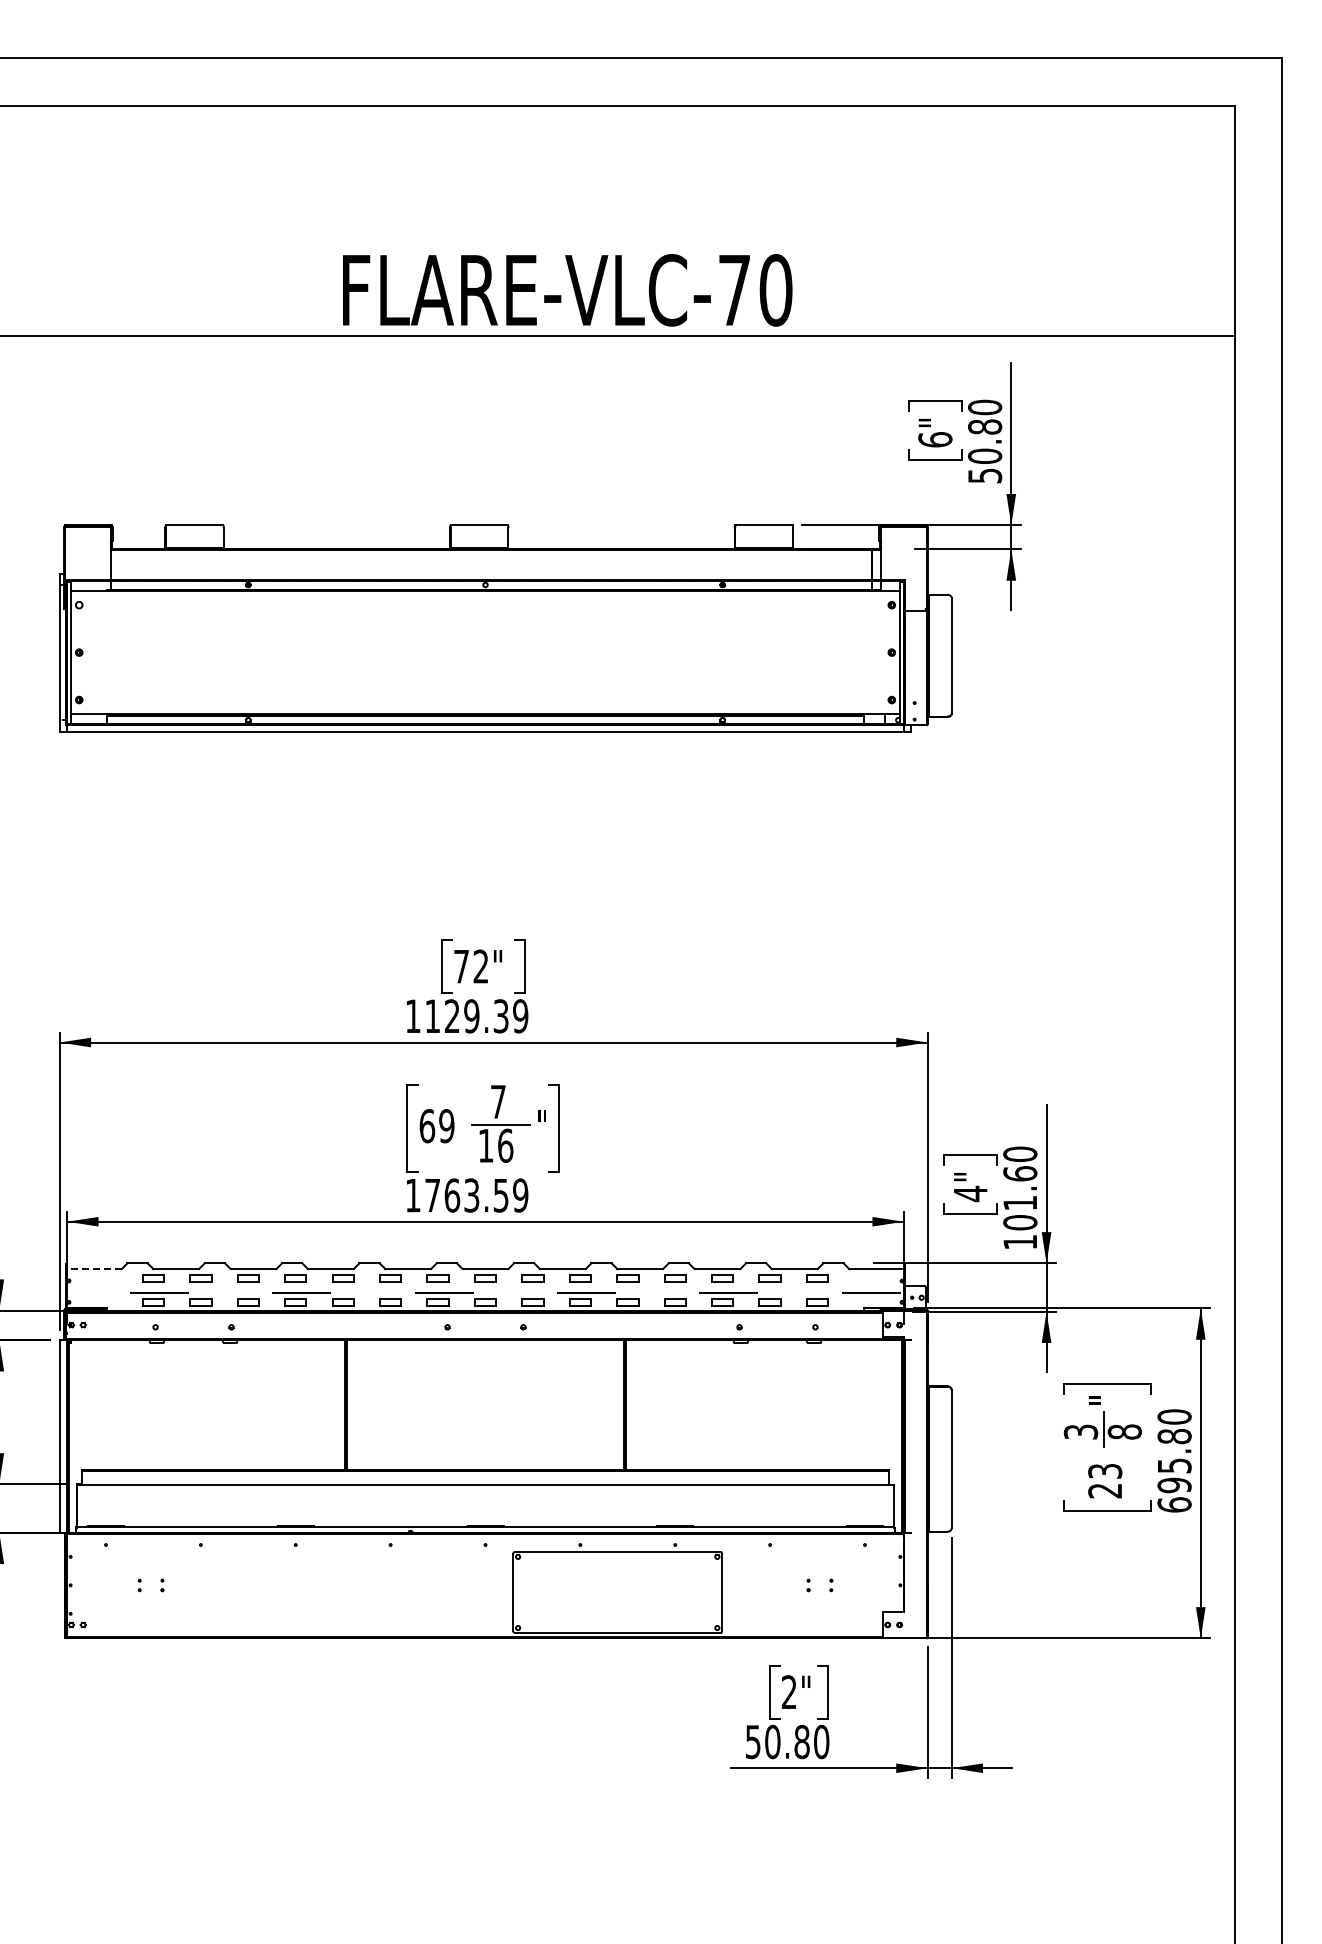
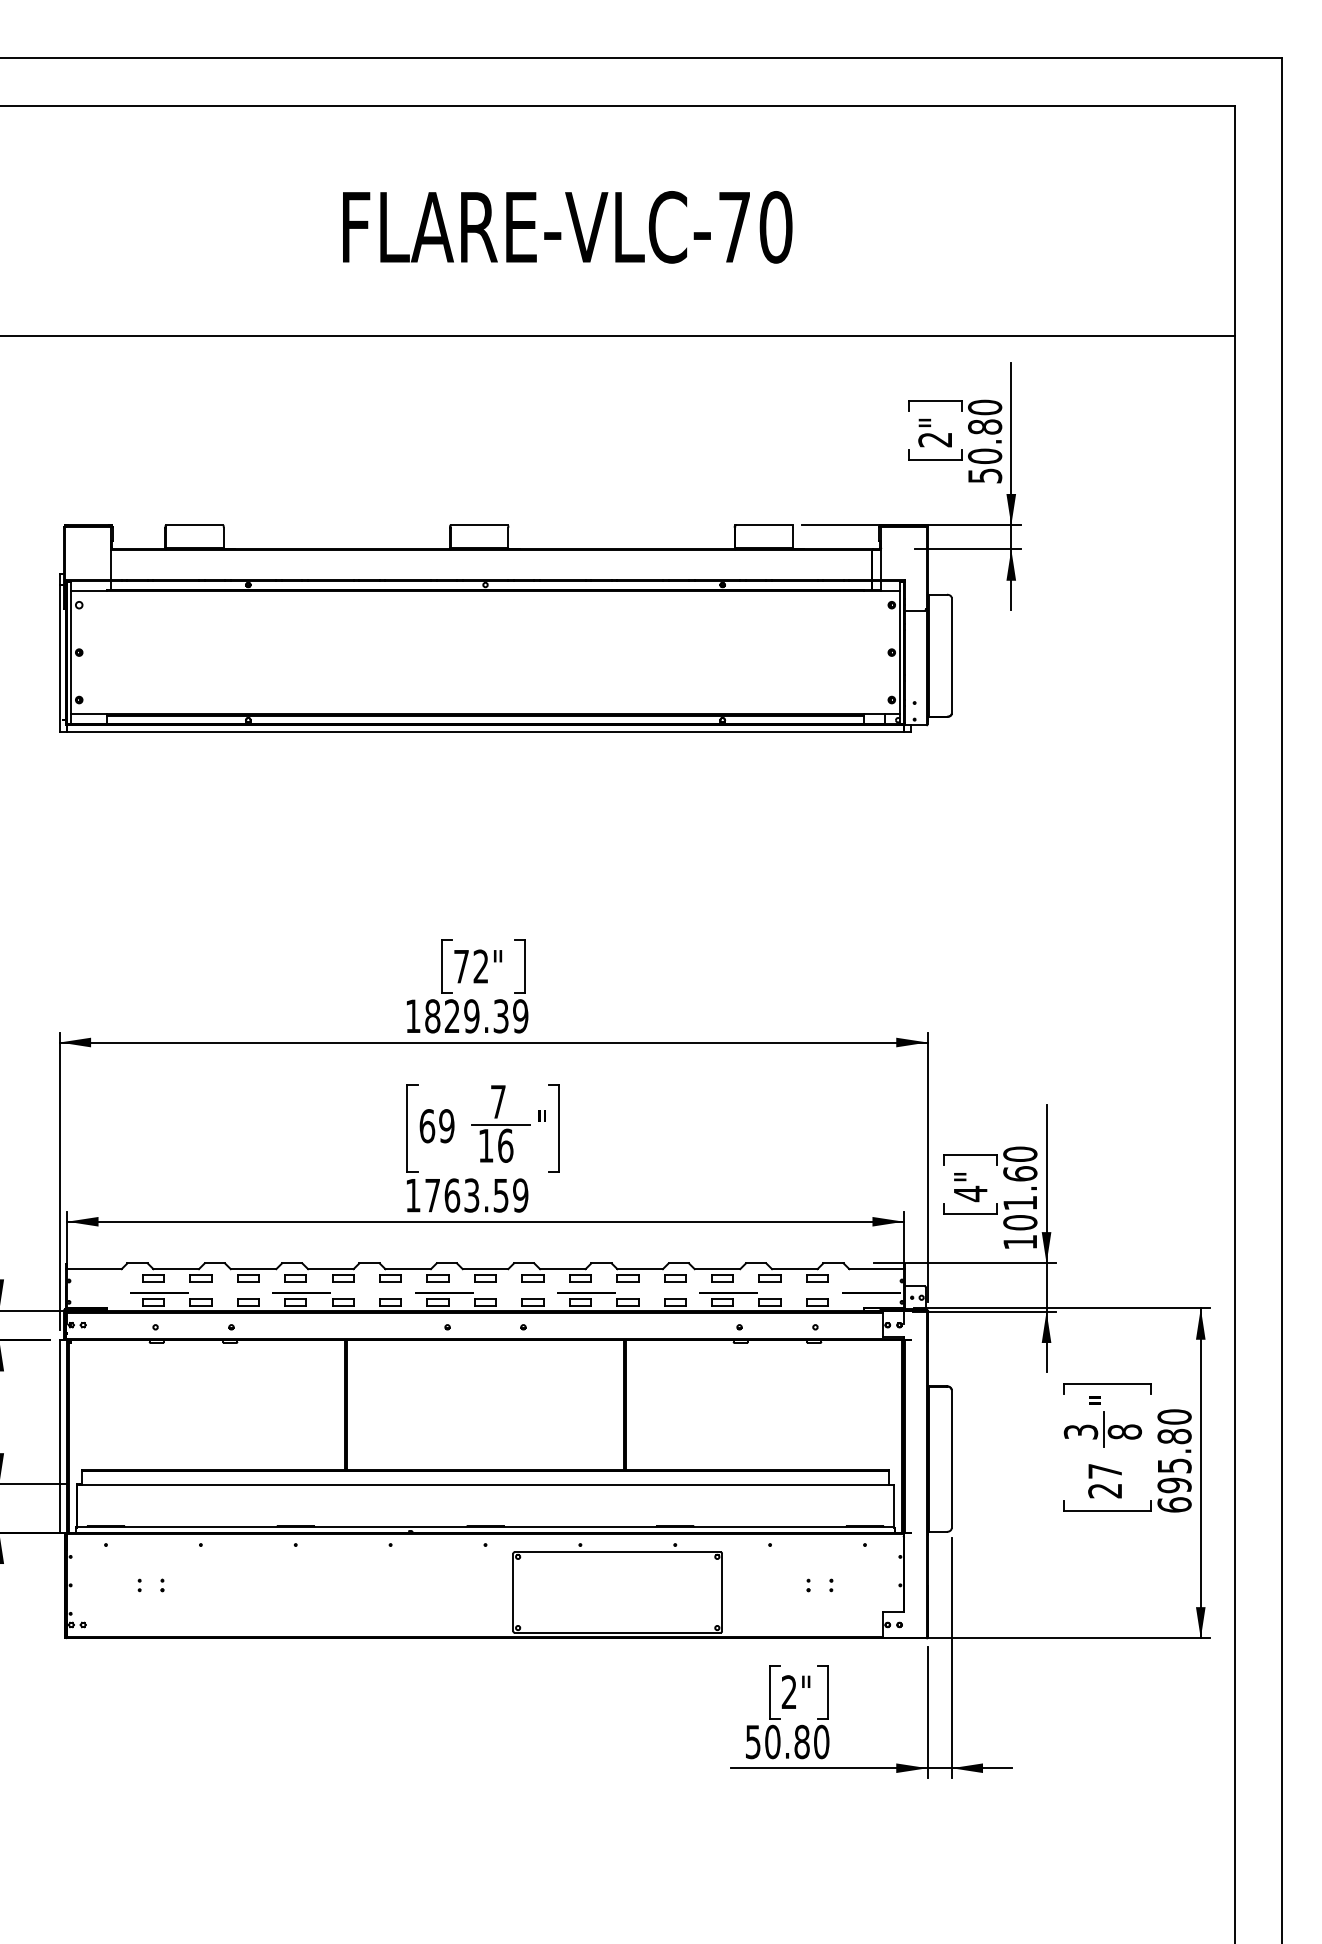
text position: (567, 290) -> (567, 227) (567, 227)
text: 6" -> 2" (935, 439)
text: 1129.39 -> 1829.39 (432, 1016)
line: dashed -> solid (93, 1269)
text: 23 -> 27 (1105, 1471)
